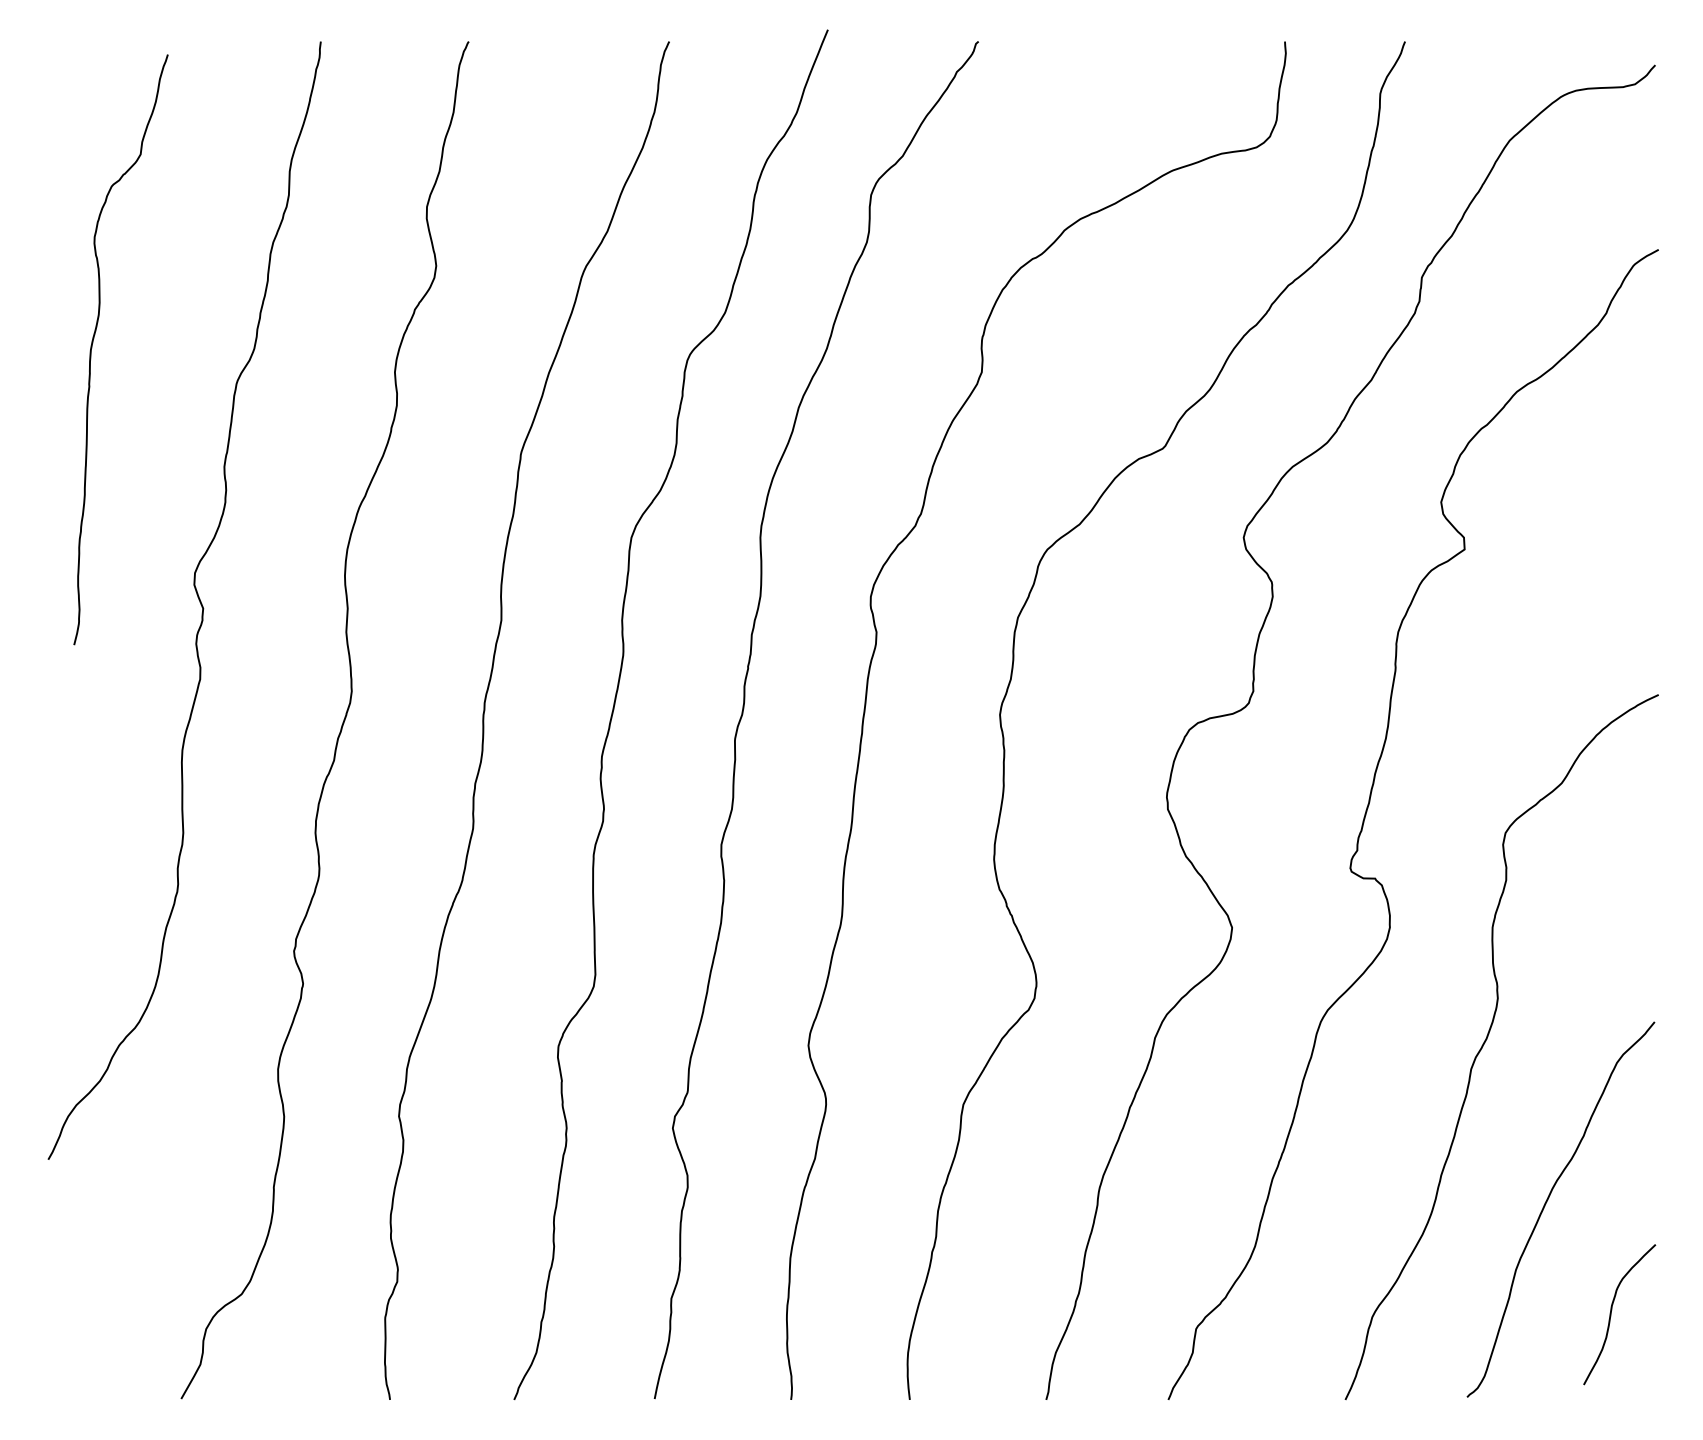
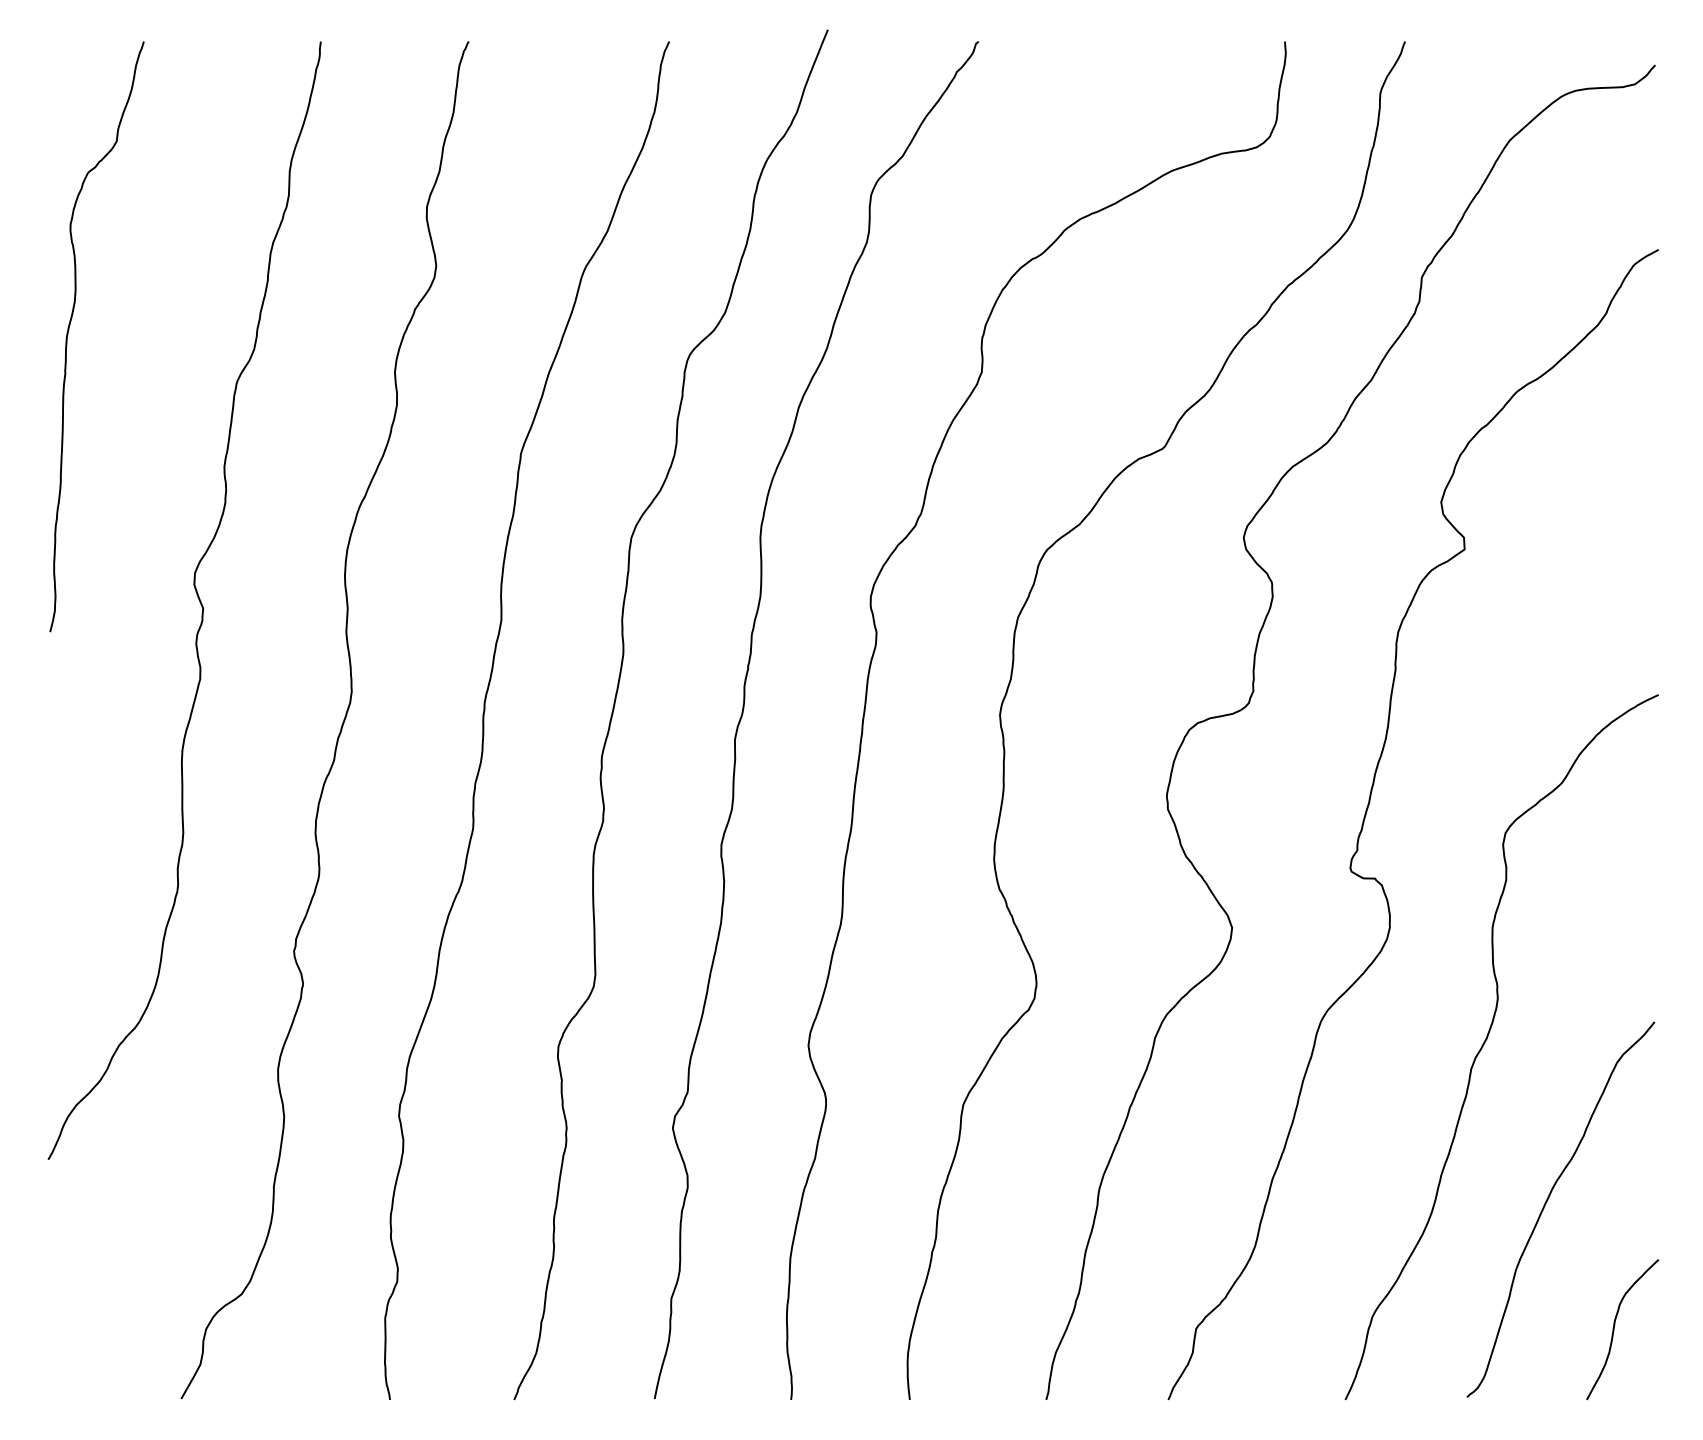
curve position: (93, 343) -> (69, 330) (69, 330)
curve position: (1611, 1314) -> (1614, 1329) (1614, 1329)
